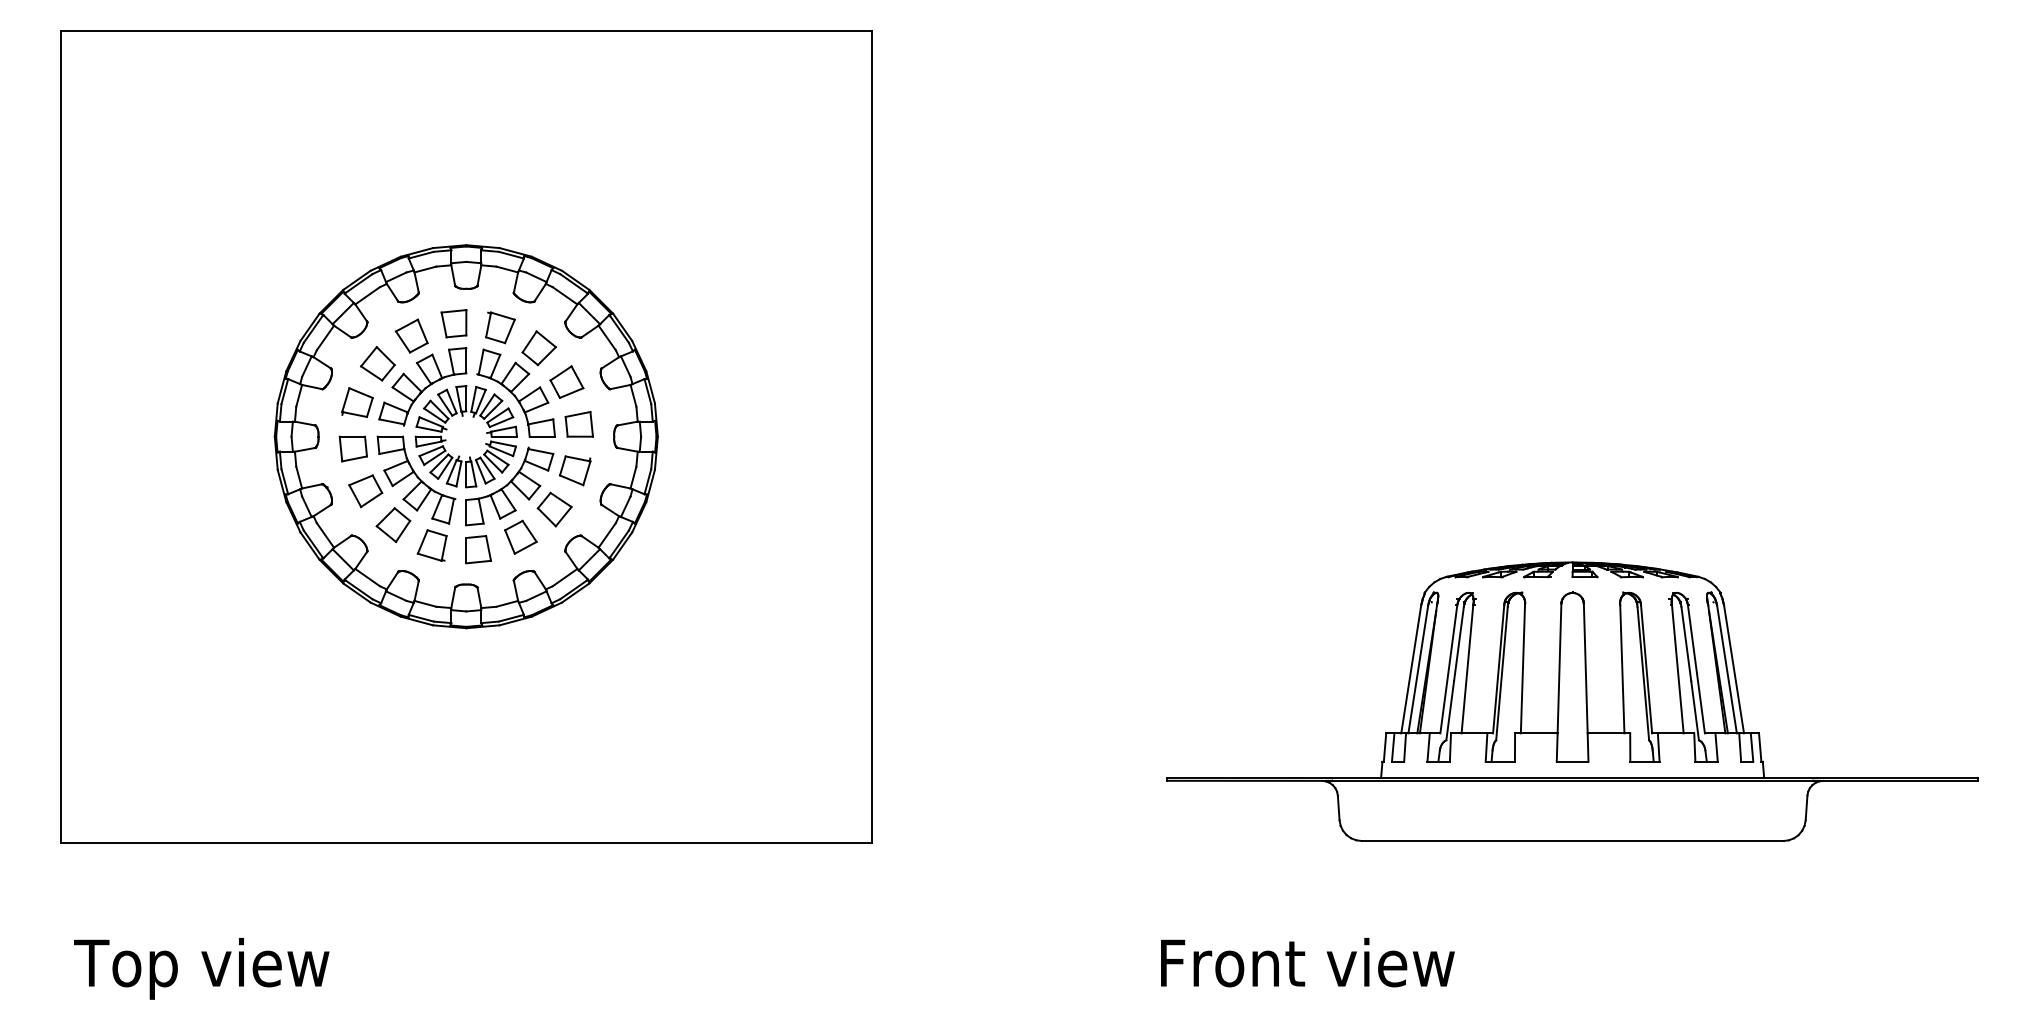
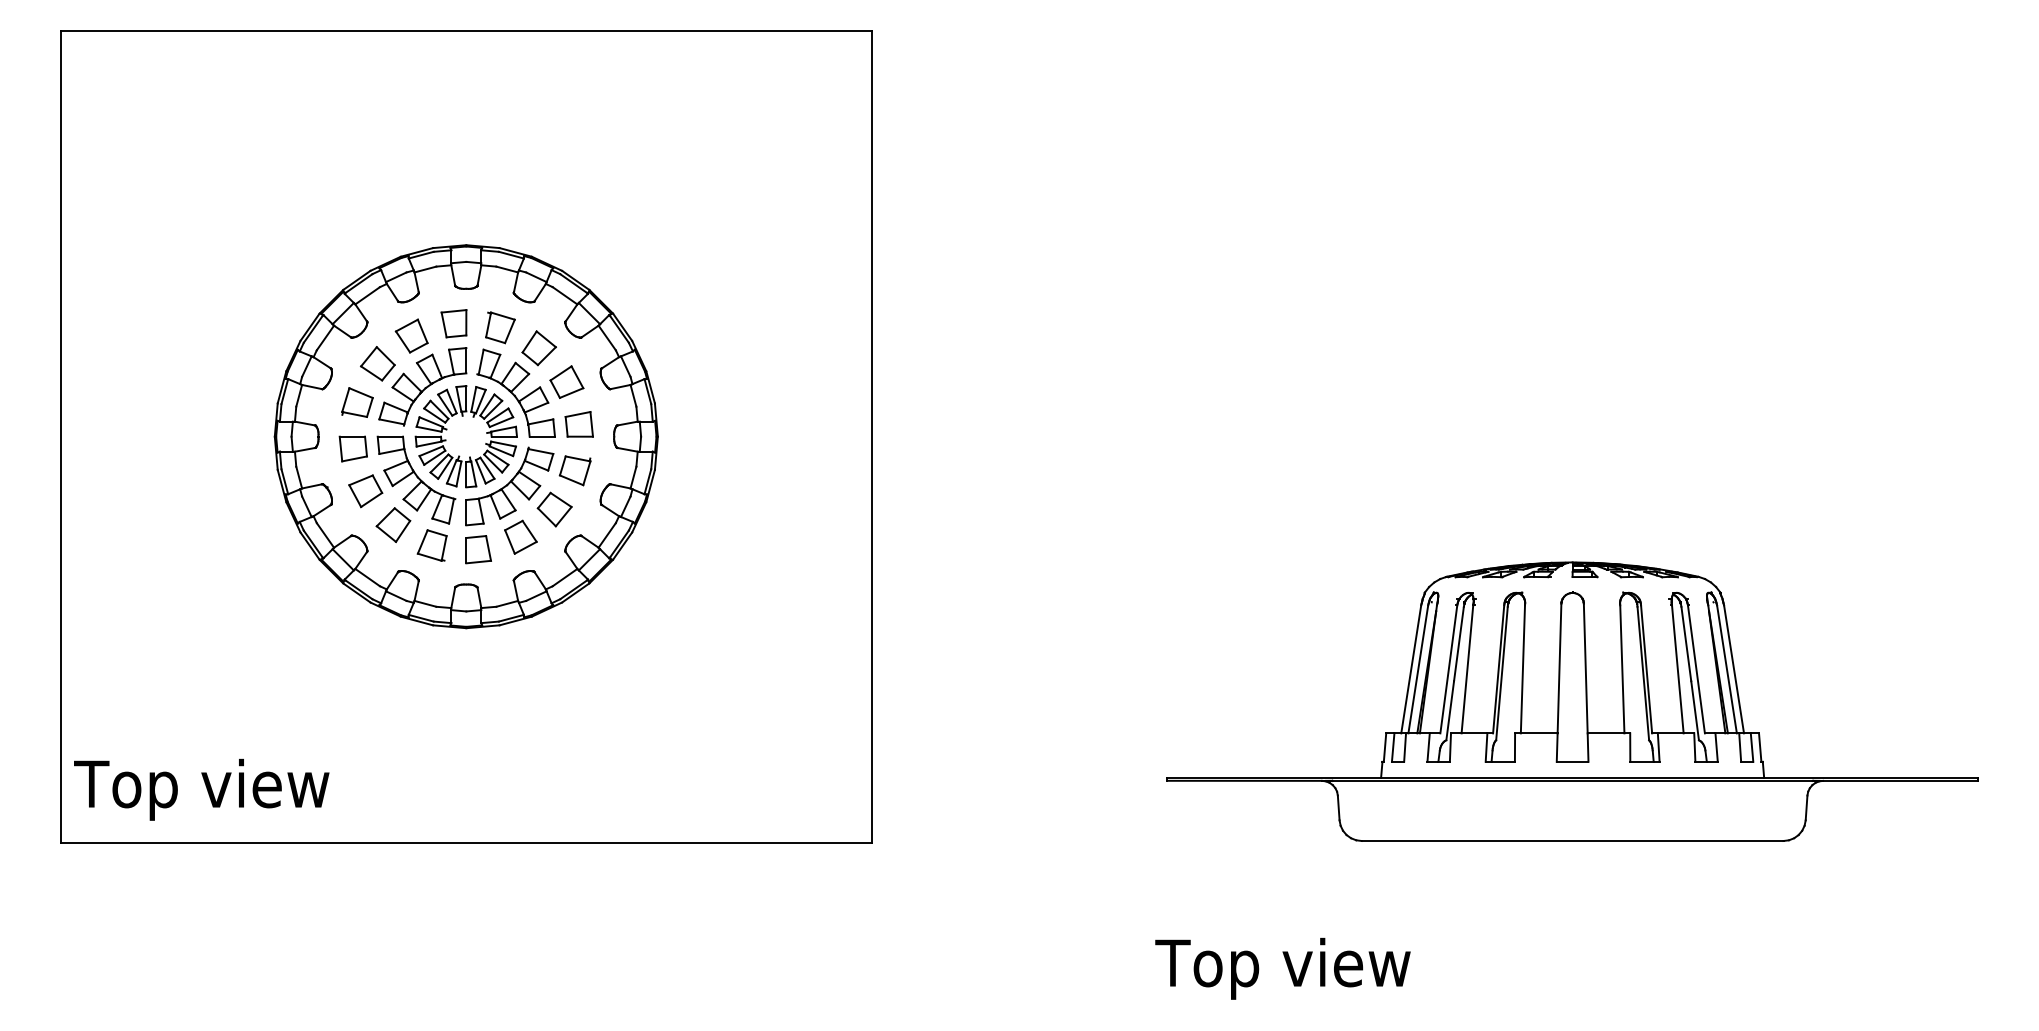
text position: (201, 968) -> (201, 789) (201, 789)
text: Front view -> Top view (1304, 968)
